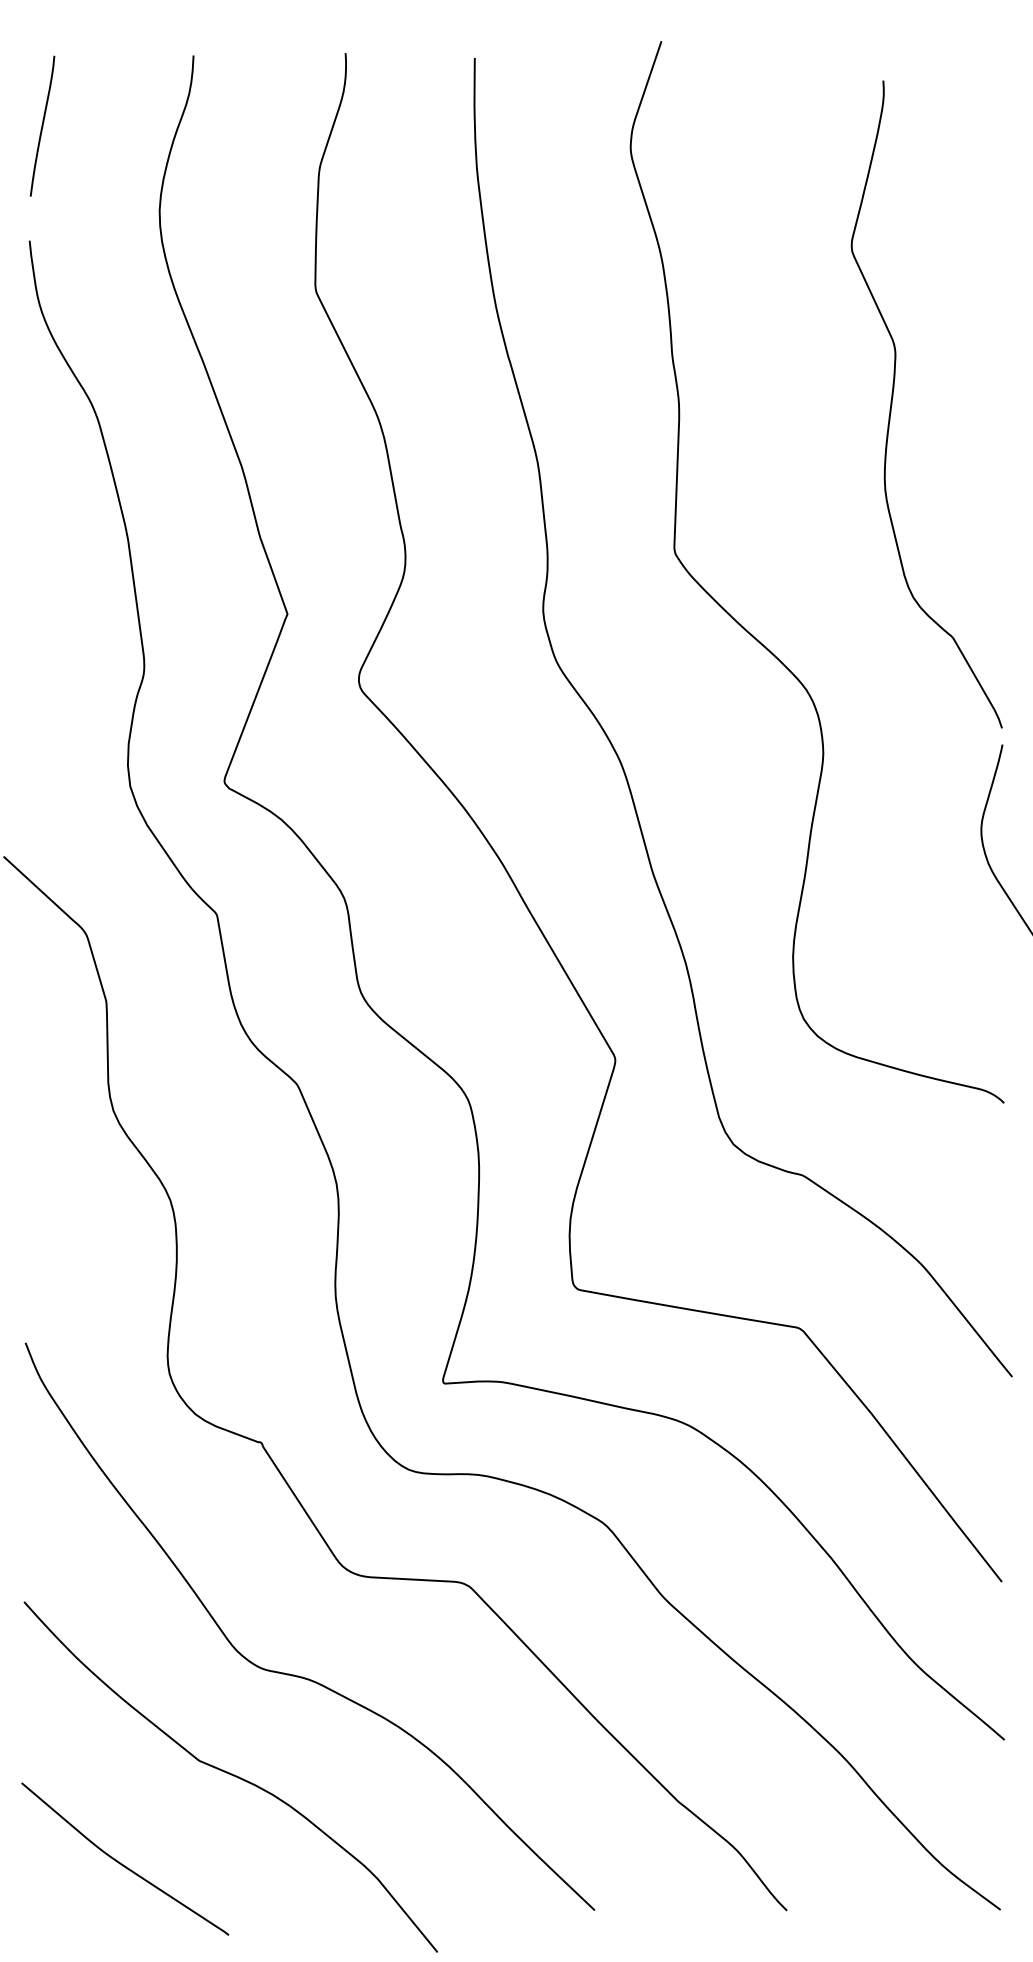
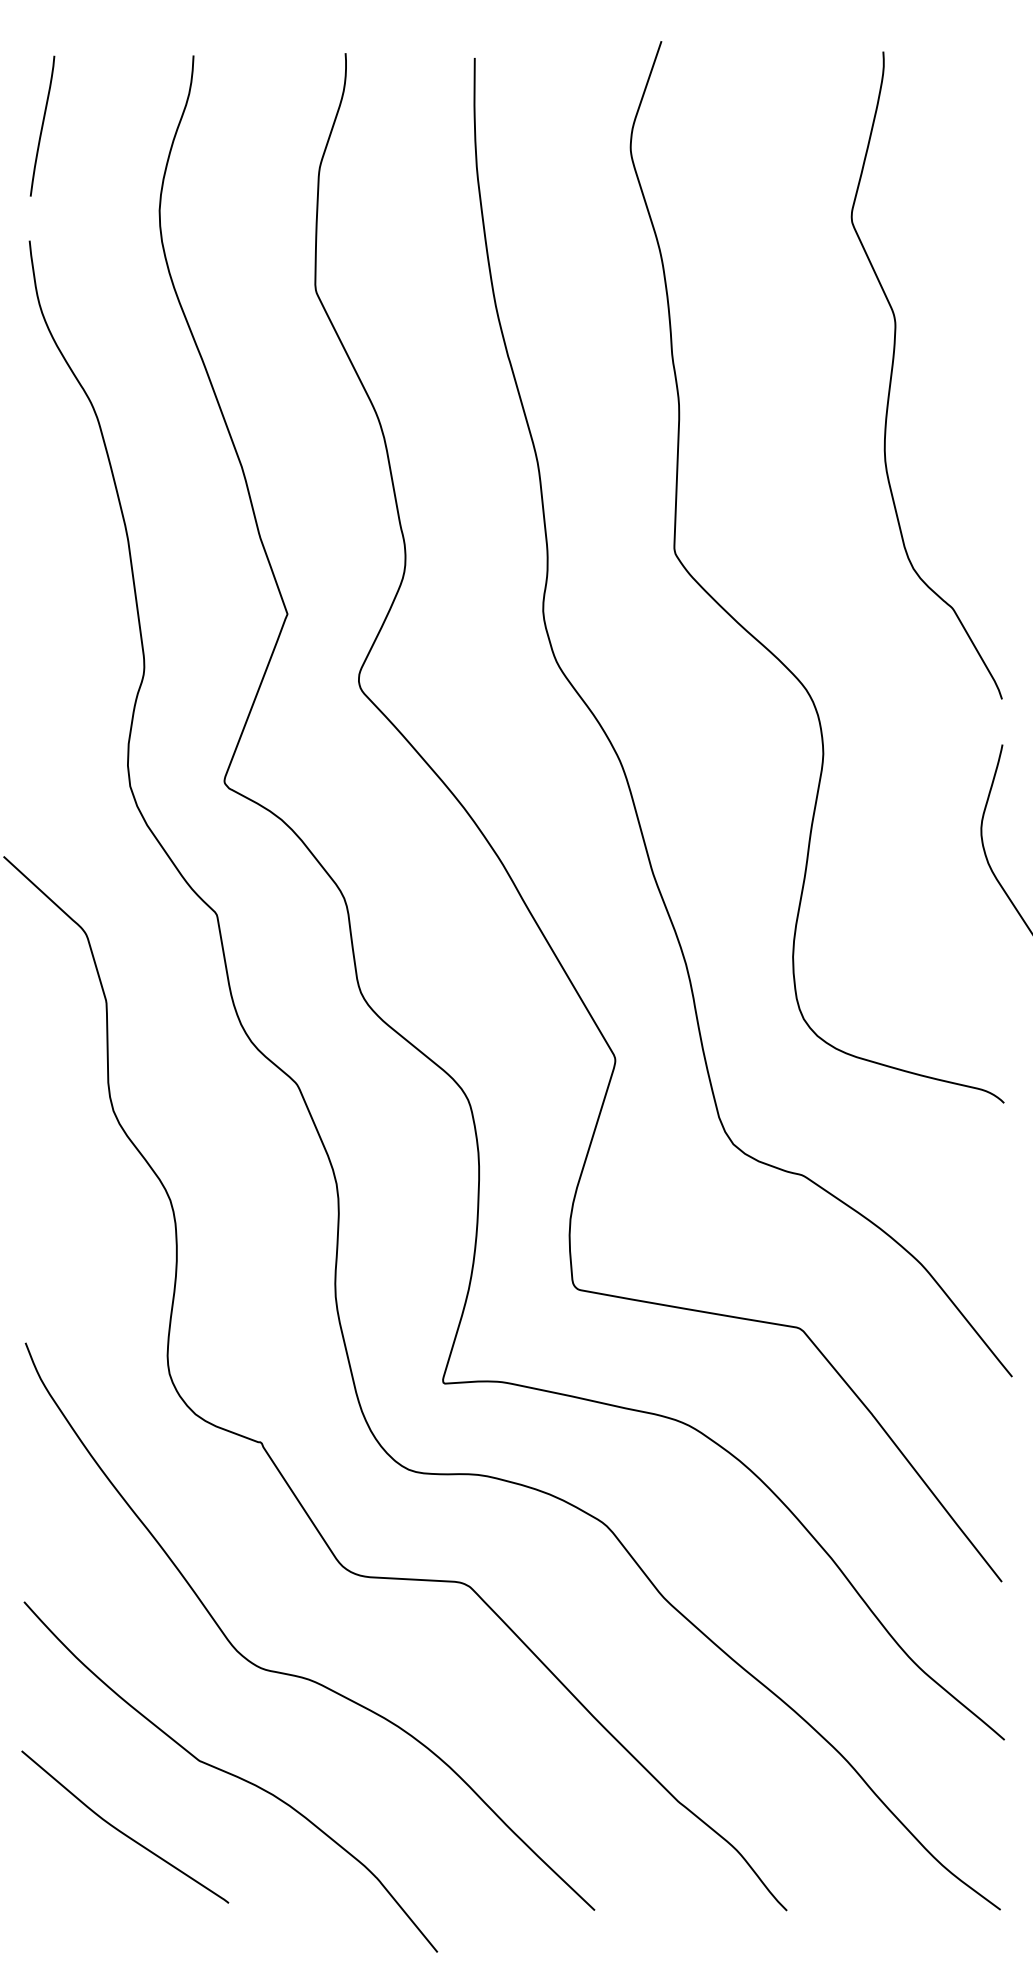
curve position: (893, 397) -> (893, 368) (893, 368)
curve position: (122, 1863) -> (122, 1831) (122, 1831)
